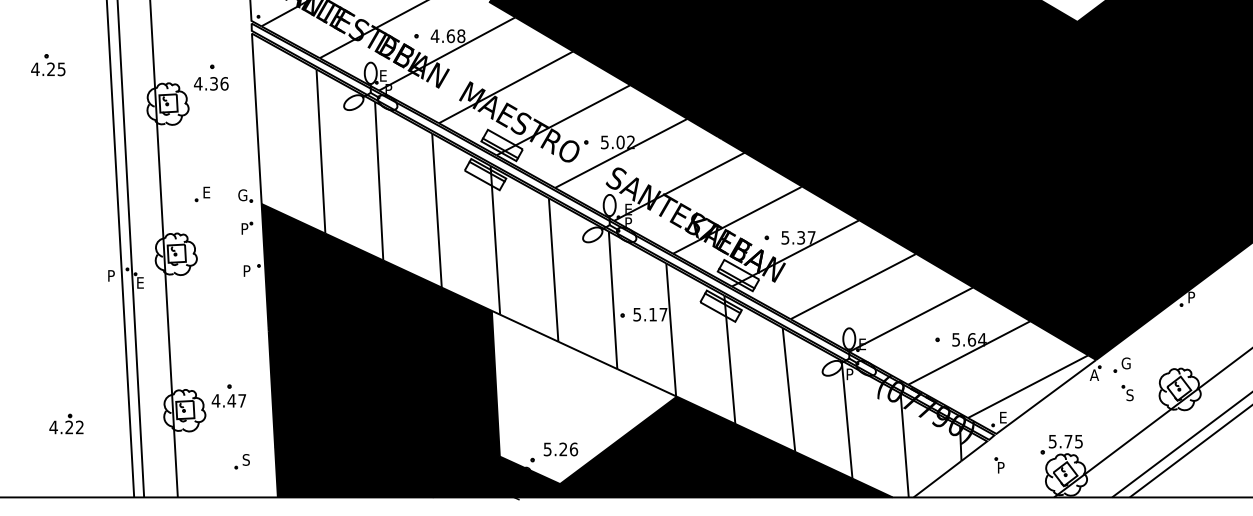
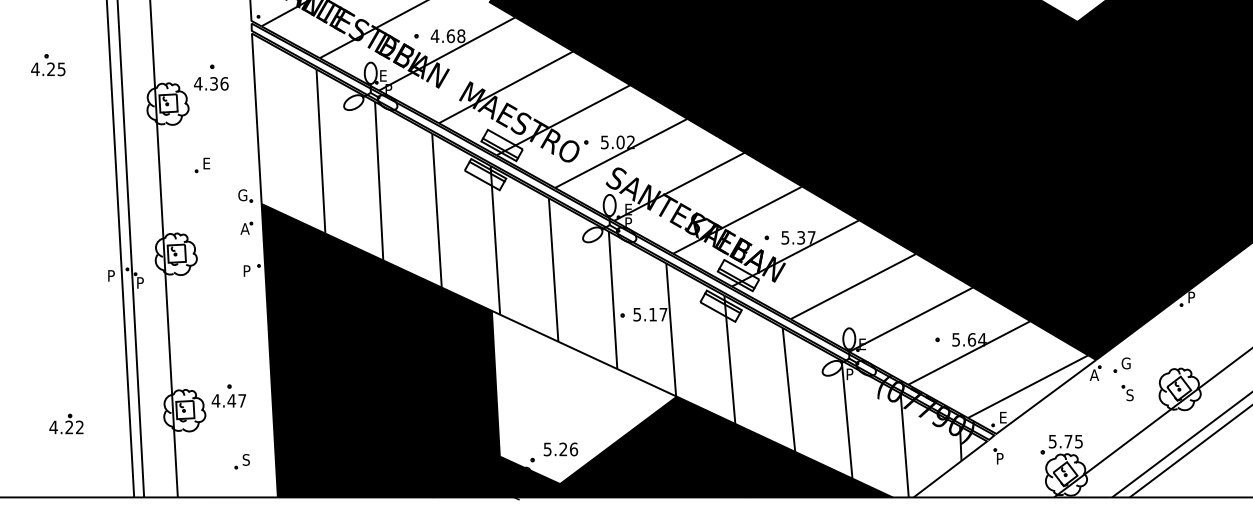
part position: (202, 194) -> (202, 165) (202, 165)
text: P -> A (244, 228)
text: E -> P (140, 282)
part position: (999, 465) -> (998, 456) (998, 456)
